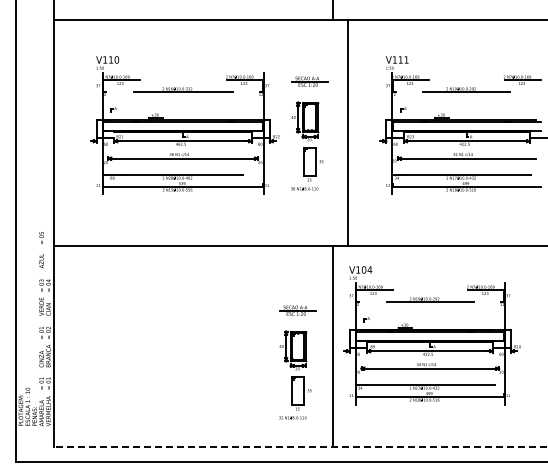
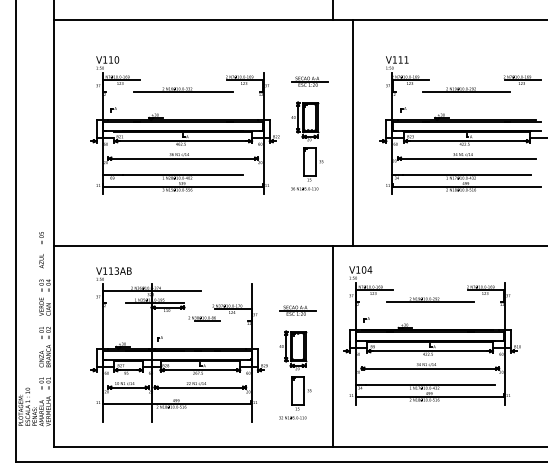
line position: (348, 132) -> (353, 132) (353, 132)
part: none -> present (178, 344)
line: dashed -> solid (300, 446)
